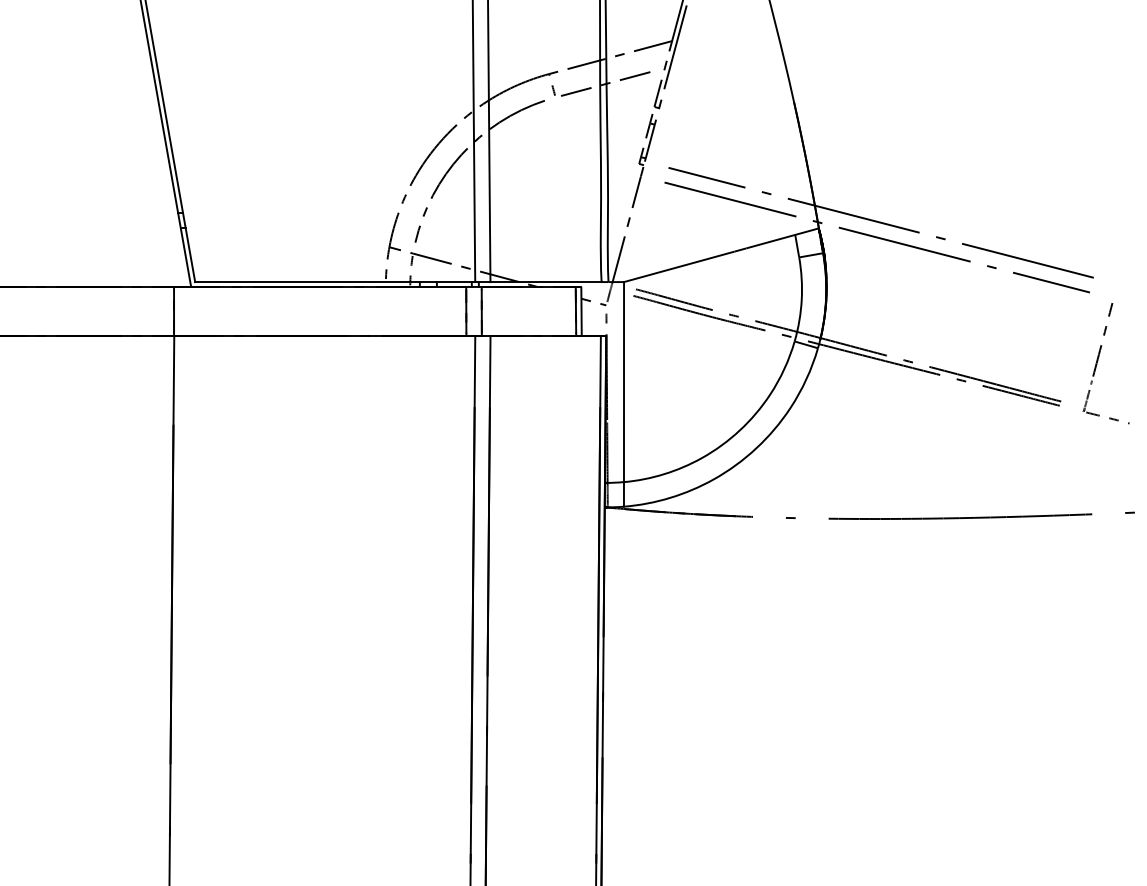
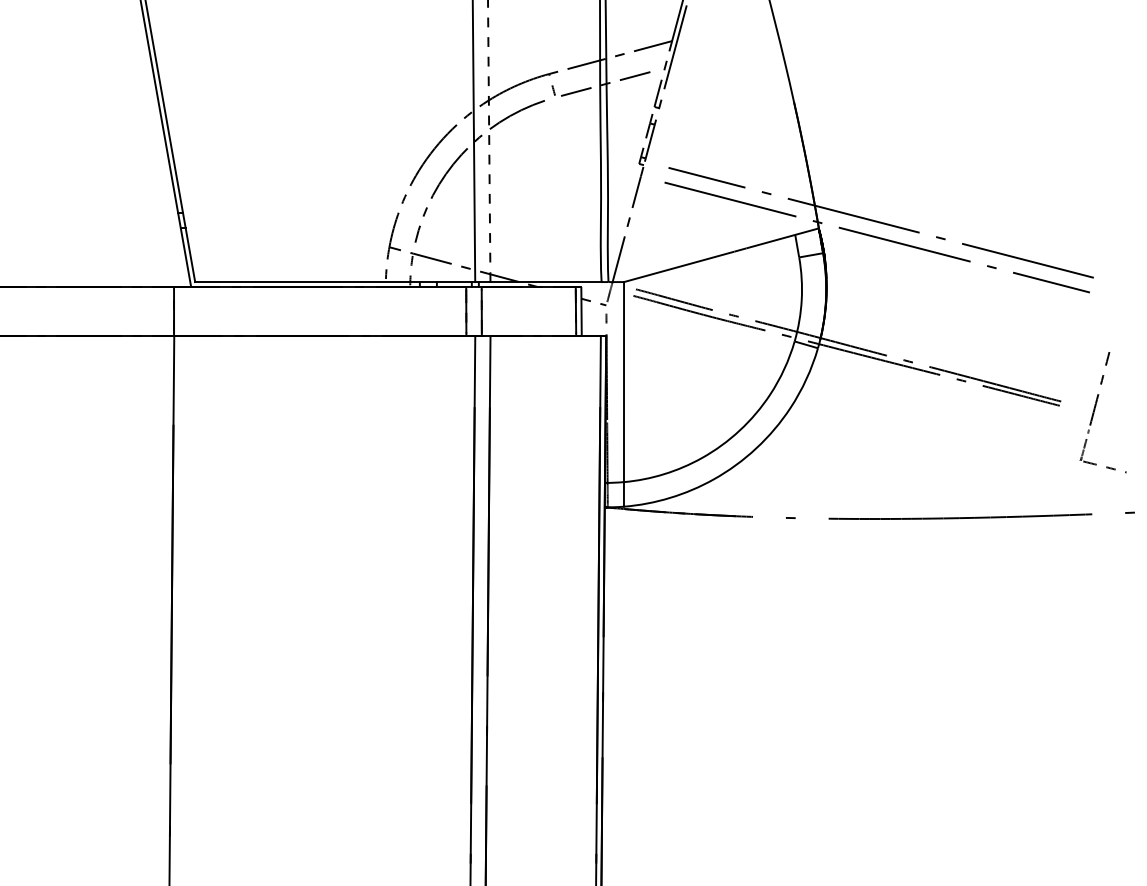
line: solid -> dashed (489, 141)
part position: (1098, 361) -> (1095, 410) (1095, 410)
